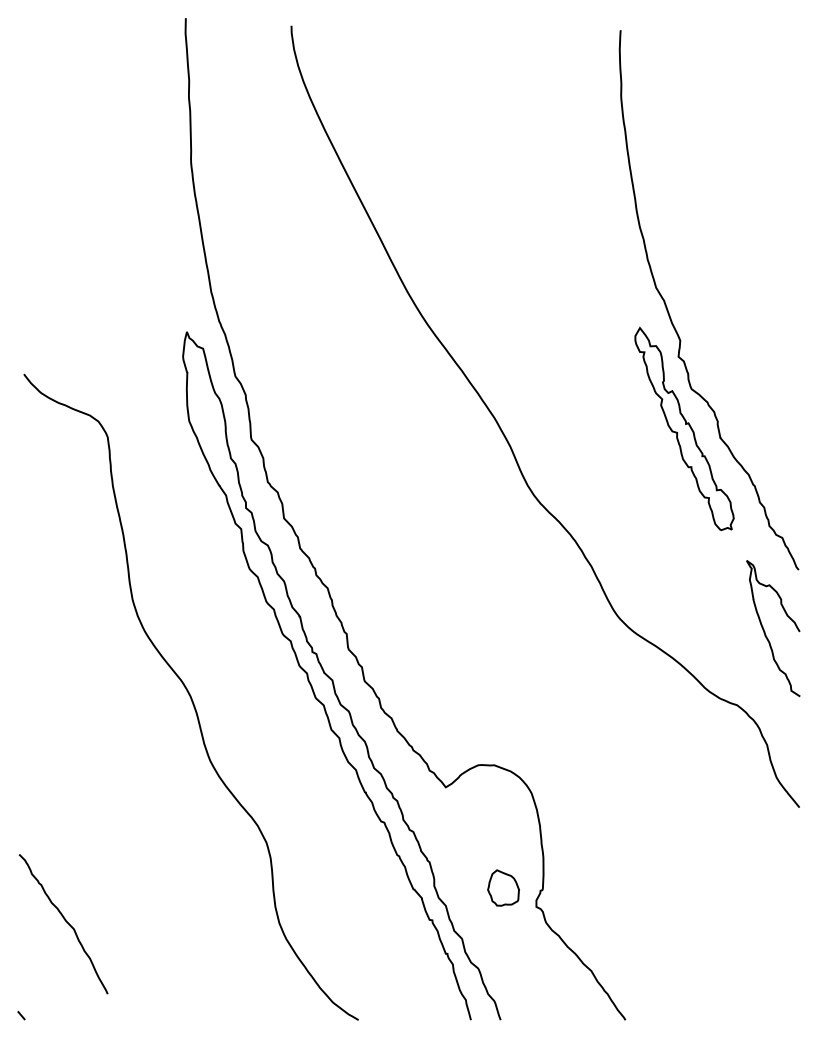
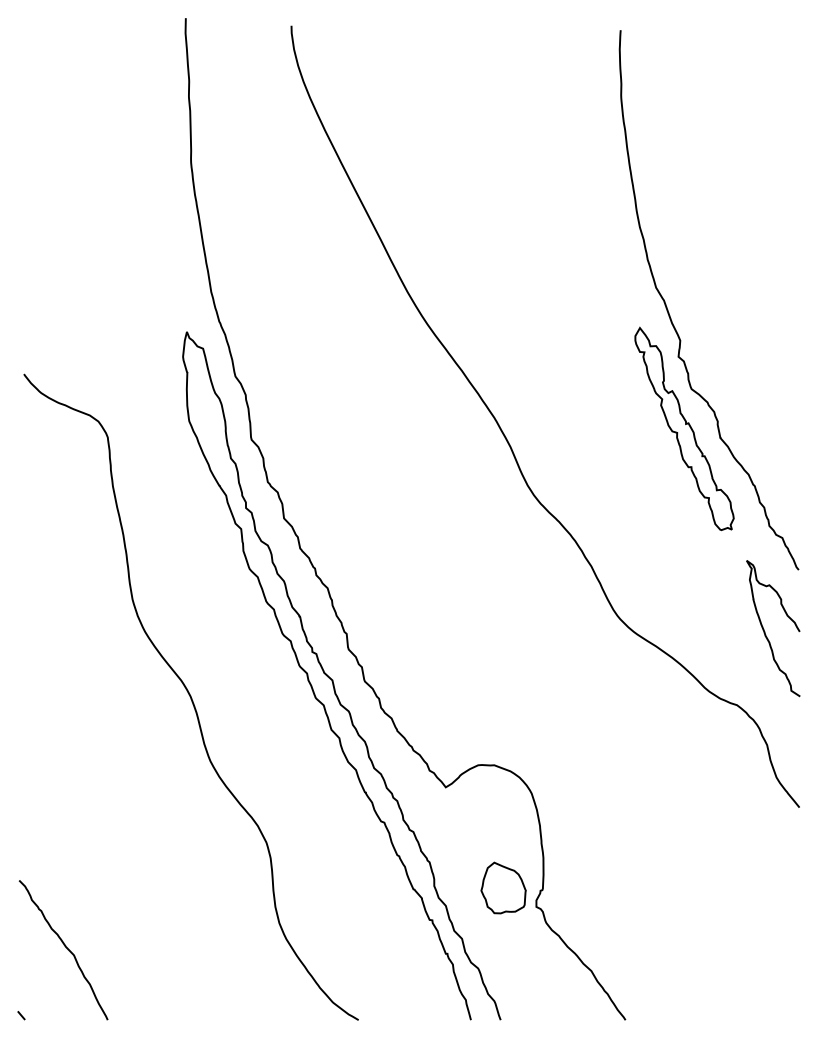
part size: 33x38 px -> 47x54 px (503, 887)
curve position: (65, 921) -> (65, 947) (65, 947)
